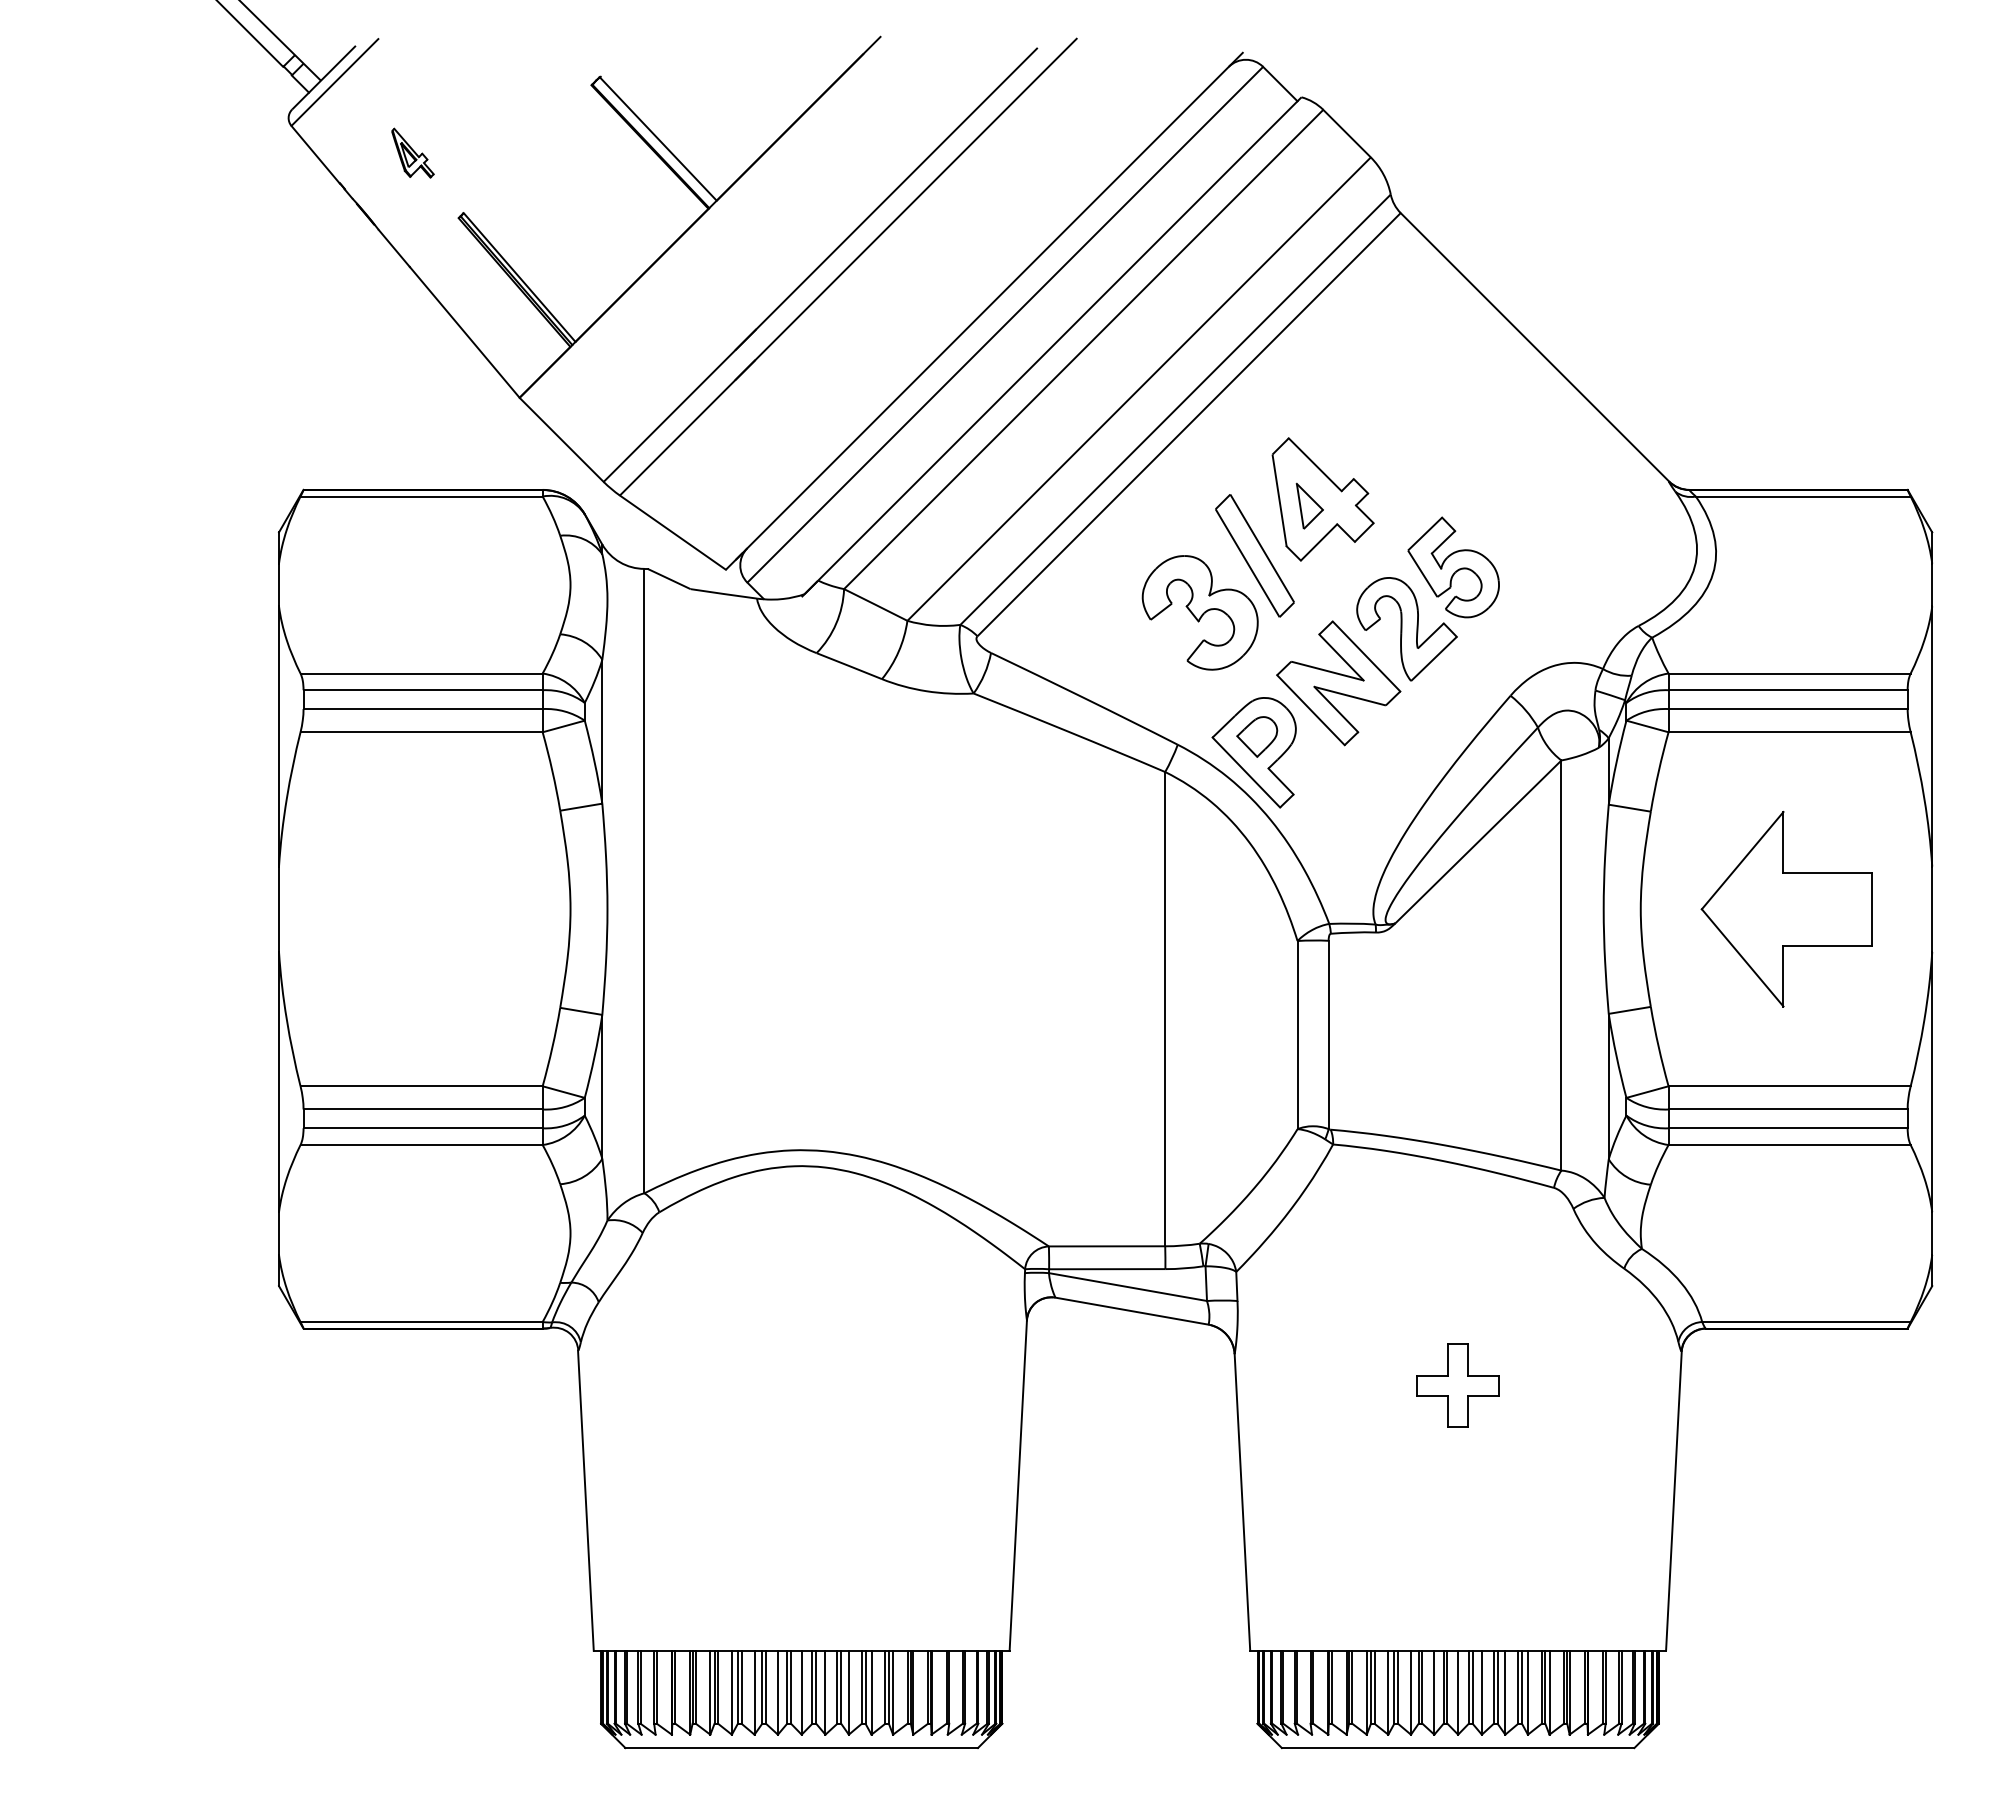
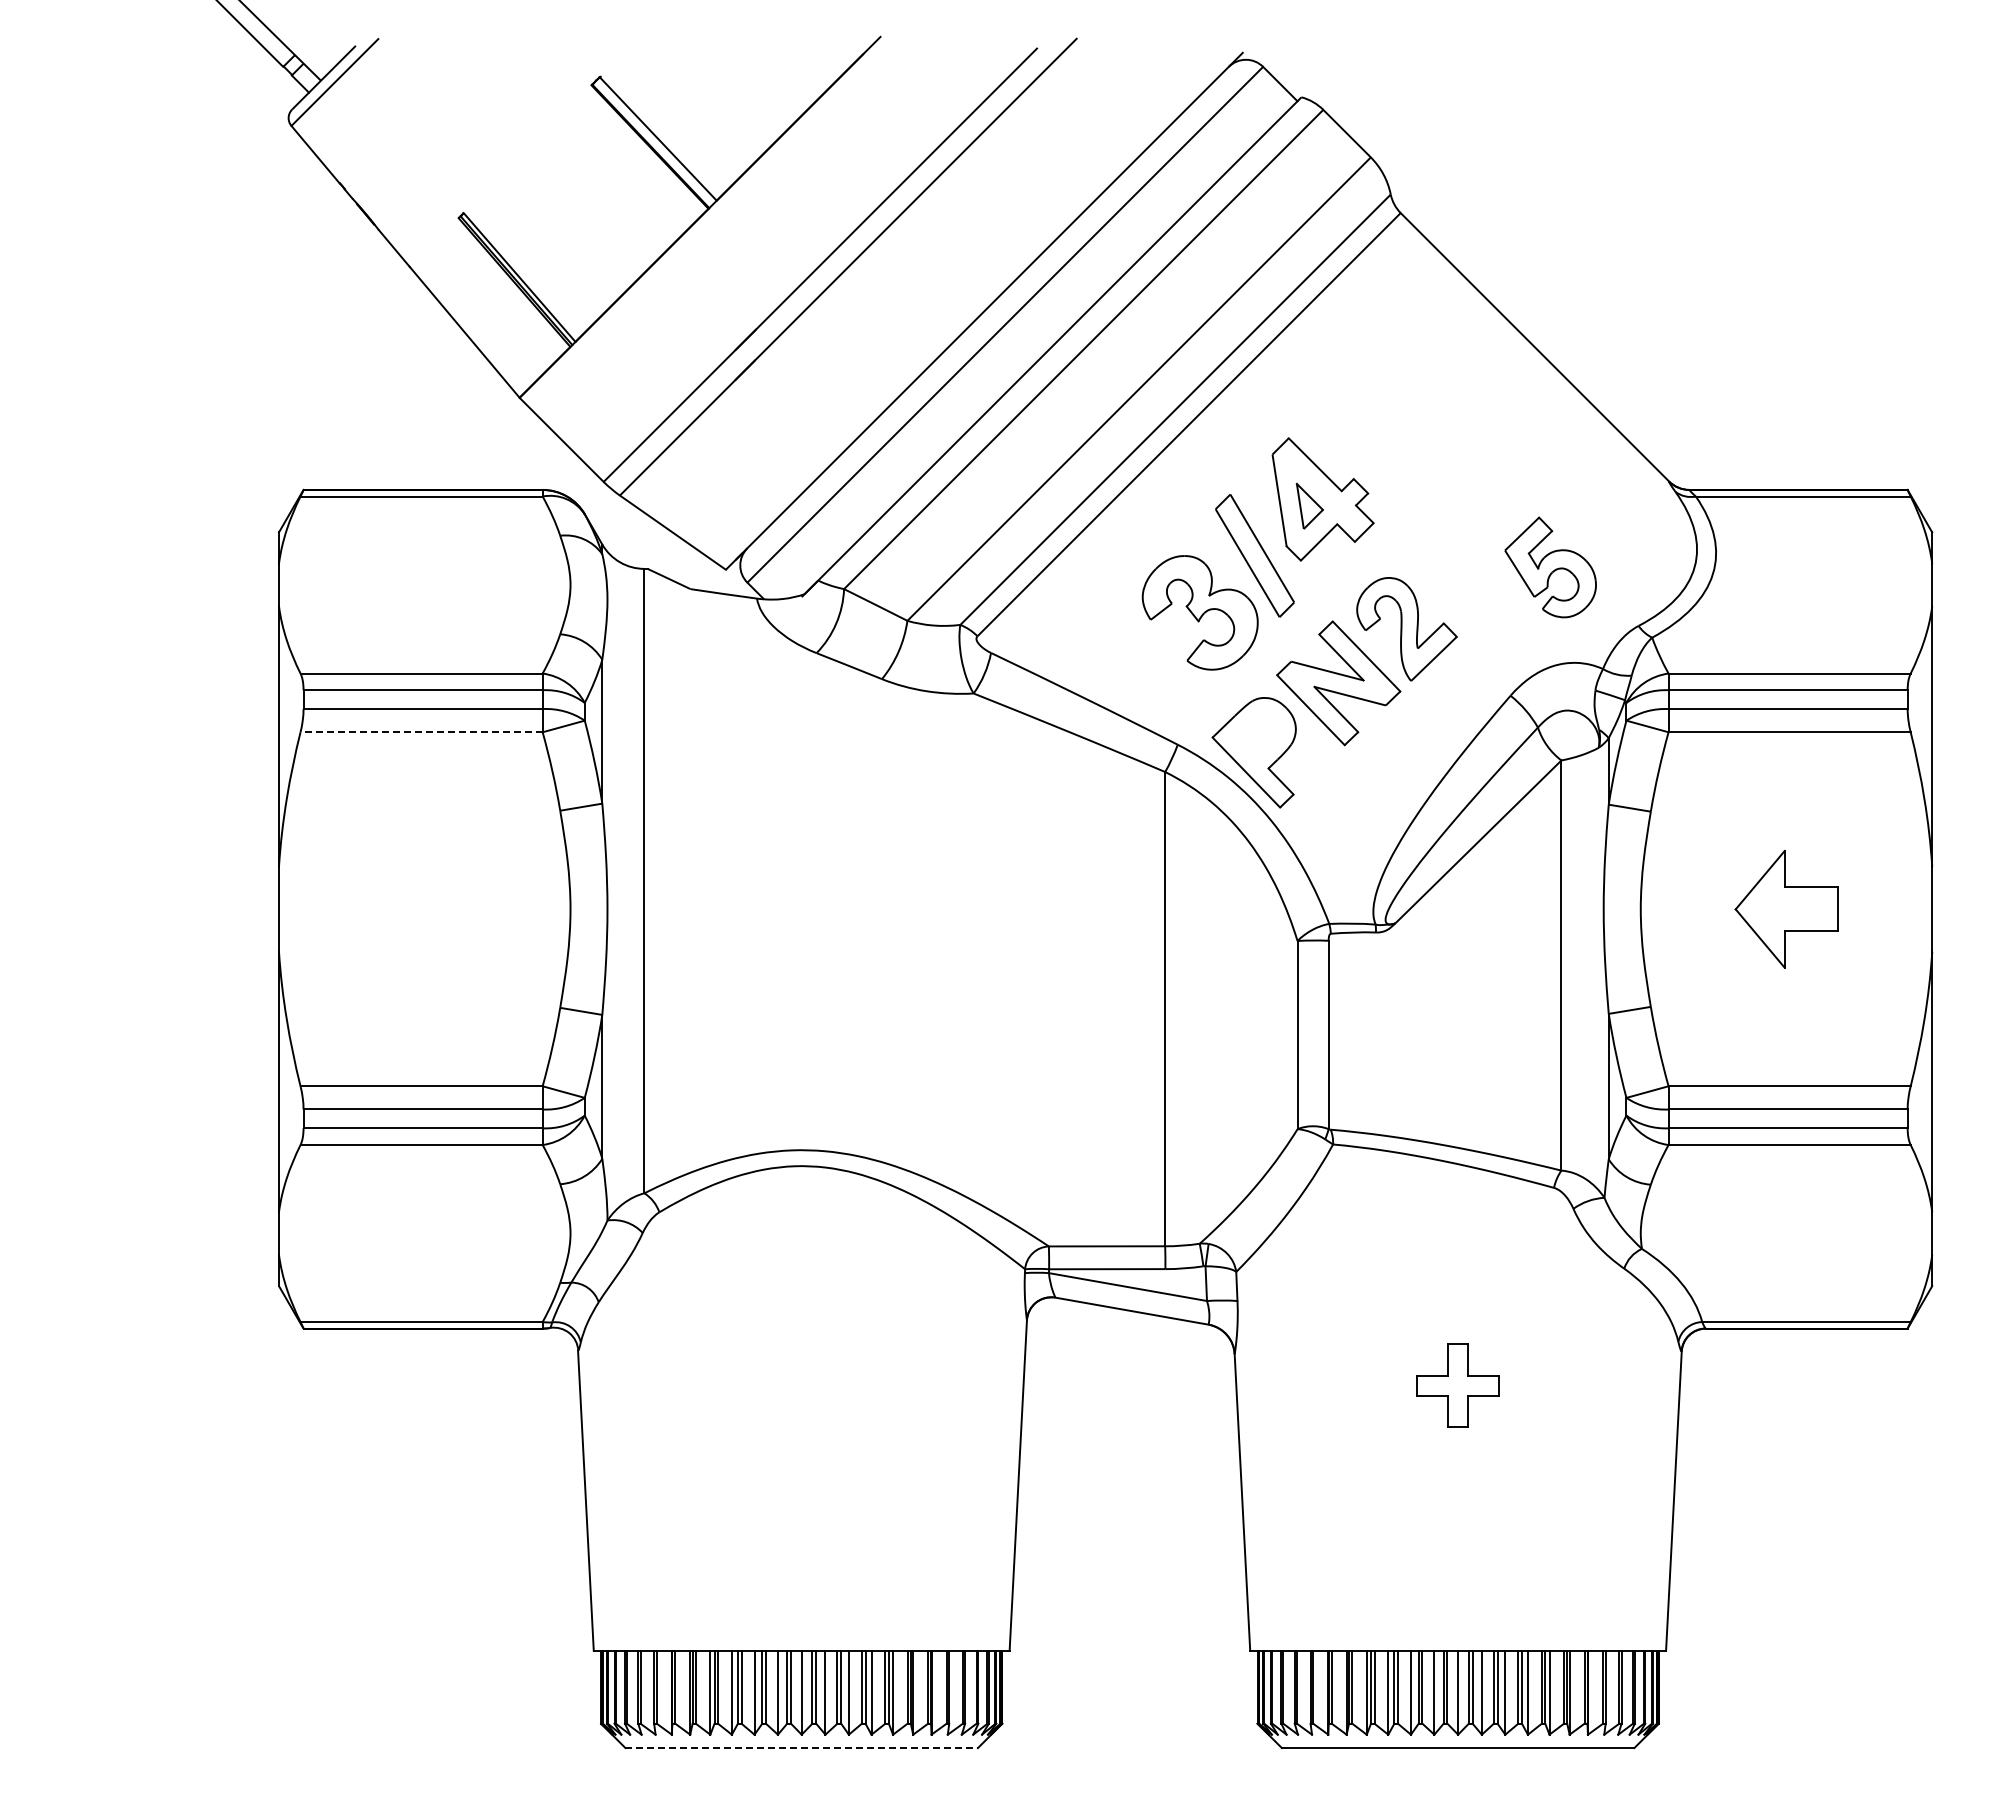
part: present -> none (412, 152)
part position: (1453, 567) -> (1550, 567) (1550, 567)
line: solid -> dashed (421, 732)
part: present -> none (1257, 736)
part size: 173x197 px -> 105x119 px (1786, 909)
line: solid -> dashed (802, 1748)
